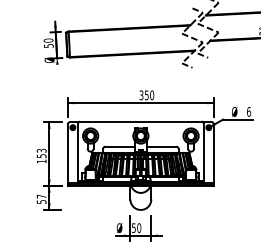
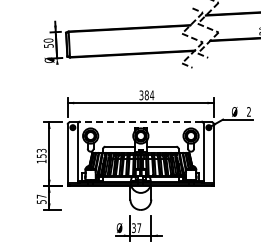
text: 350 -> 384 (149, 95)
text: 6 -> 2 (249, 111)
line: solid -> dashed (140, 121)
text: 50 -> 37 (136, 228)
